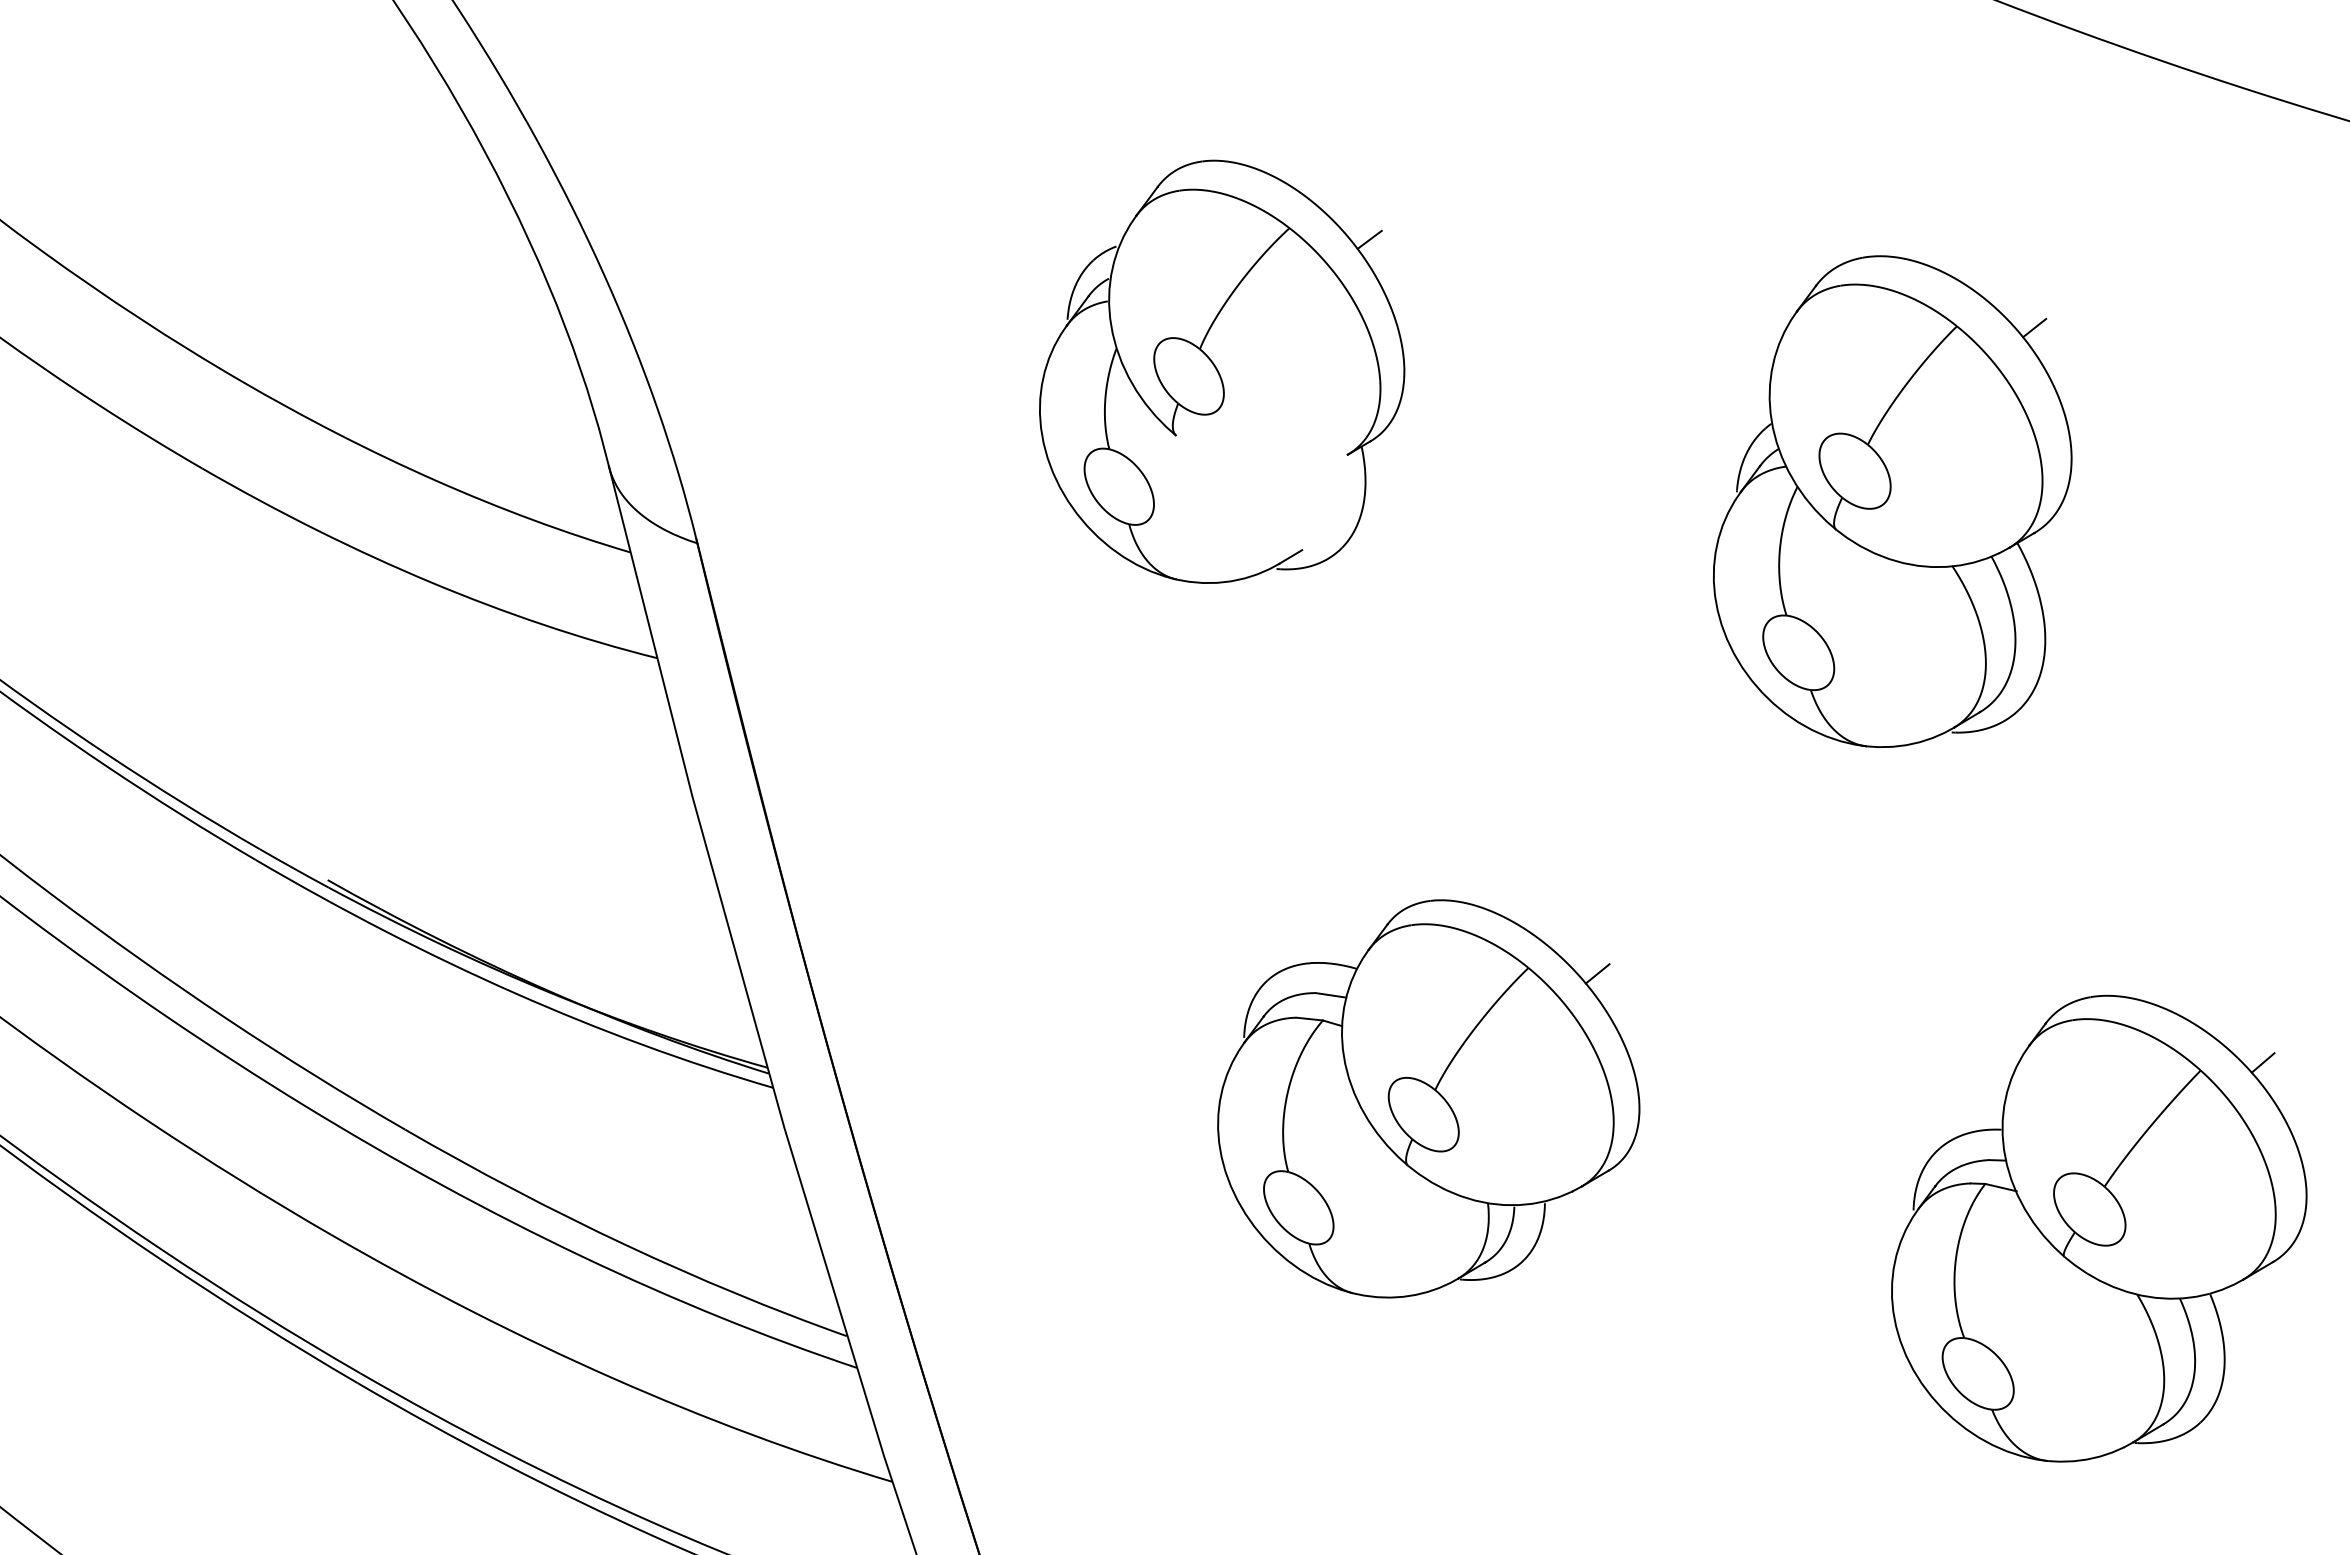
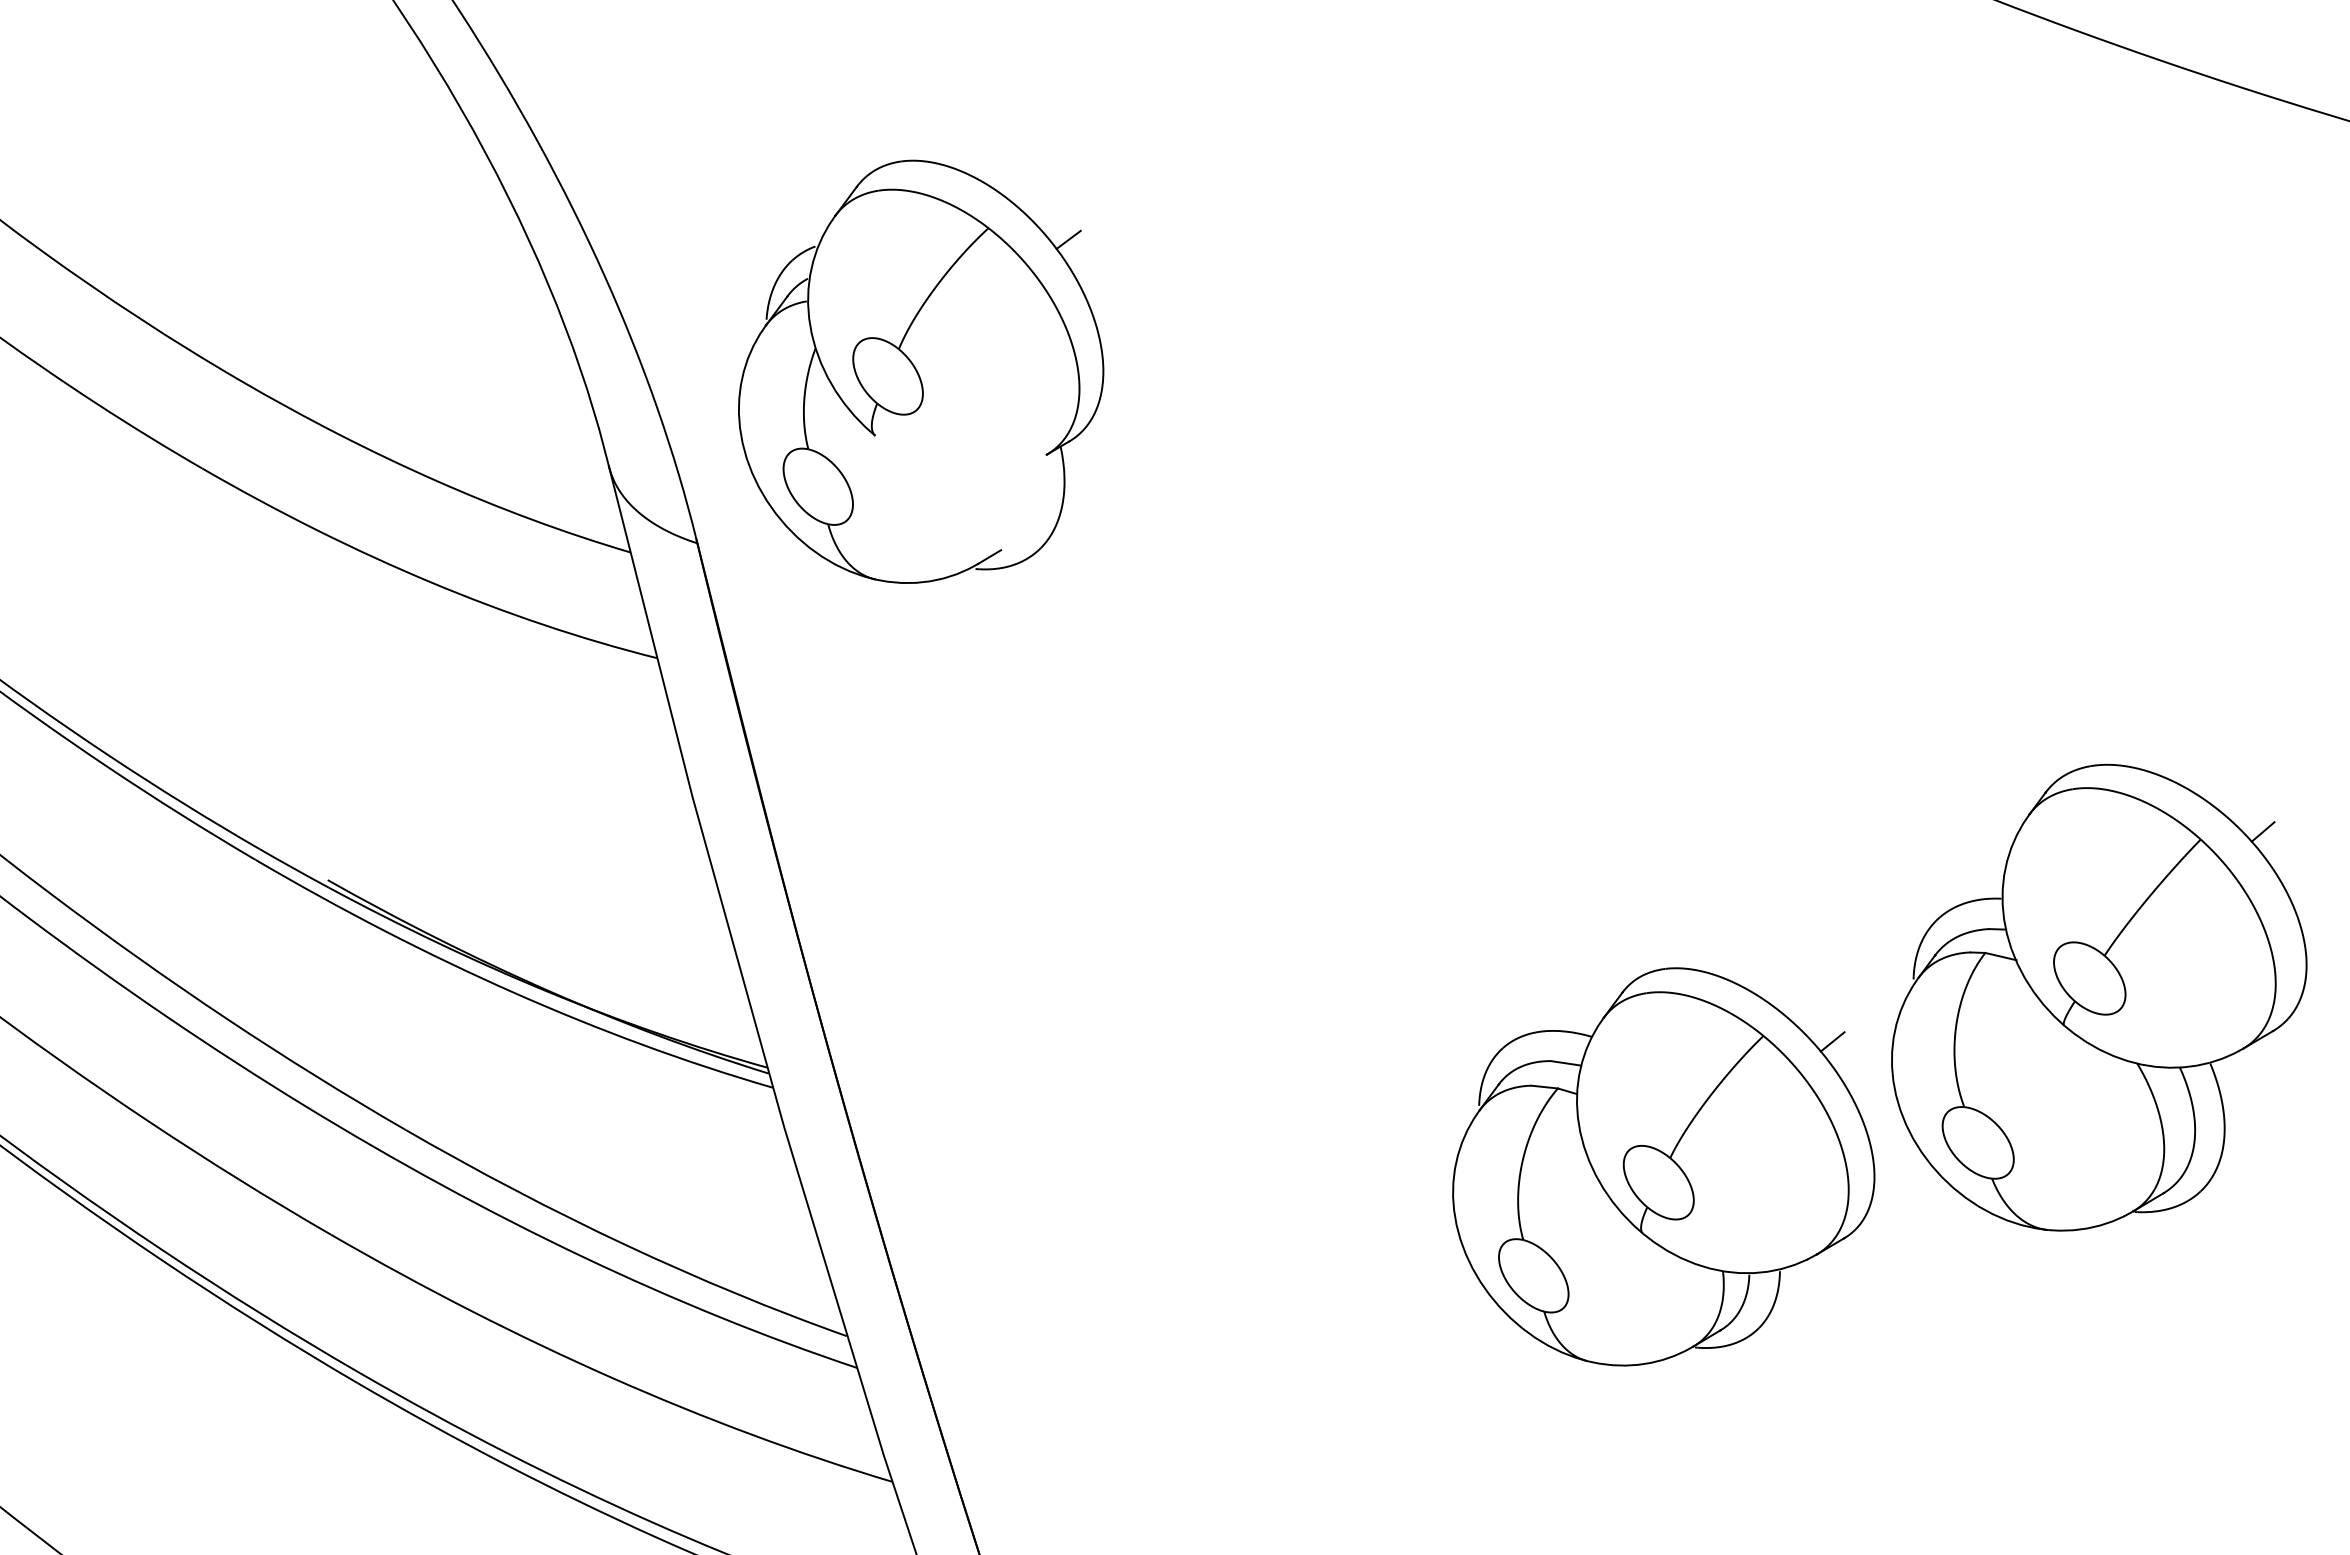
part position: (1222, 371) -> (921, 371) (921, 371)
part: present -> none (1892, 501)
part position: (1428, 1098) -> (1663, 1166) (1663, 1166)
part position: (2099, 1228) -> (2099, 997) (2099, 997)
